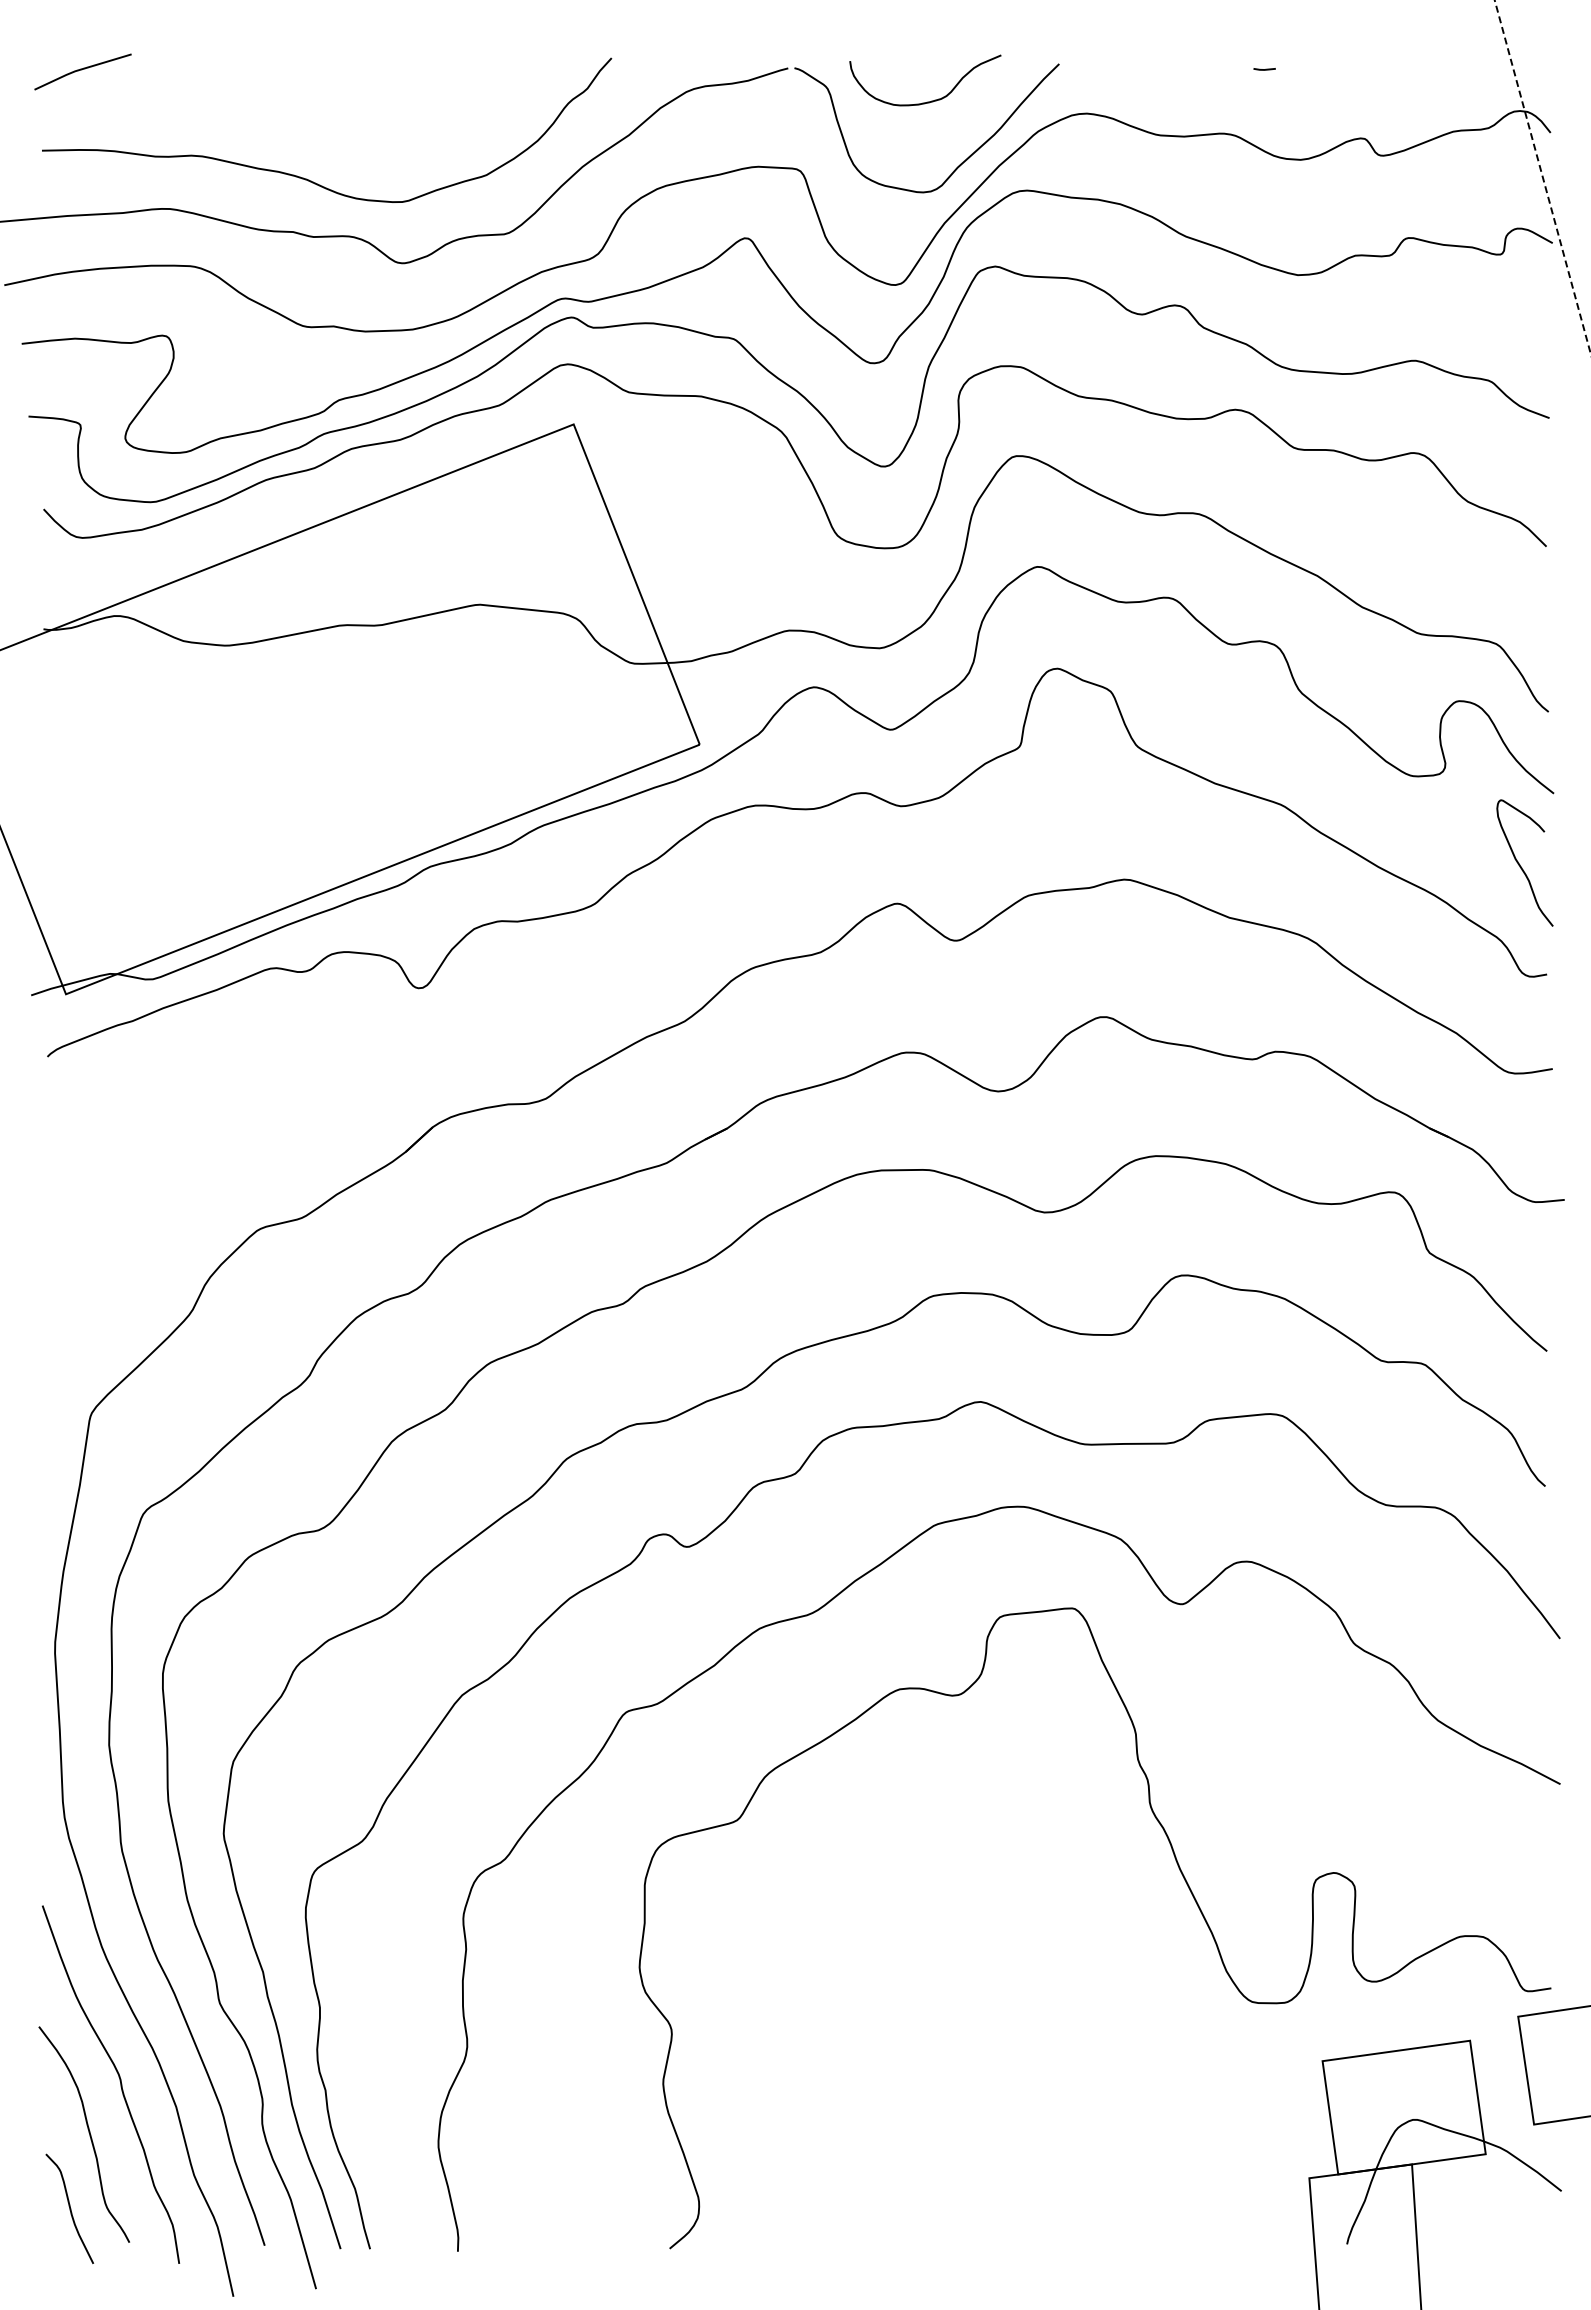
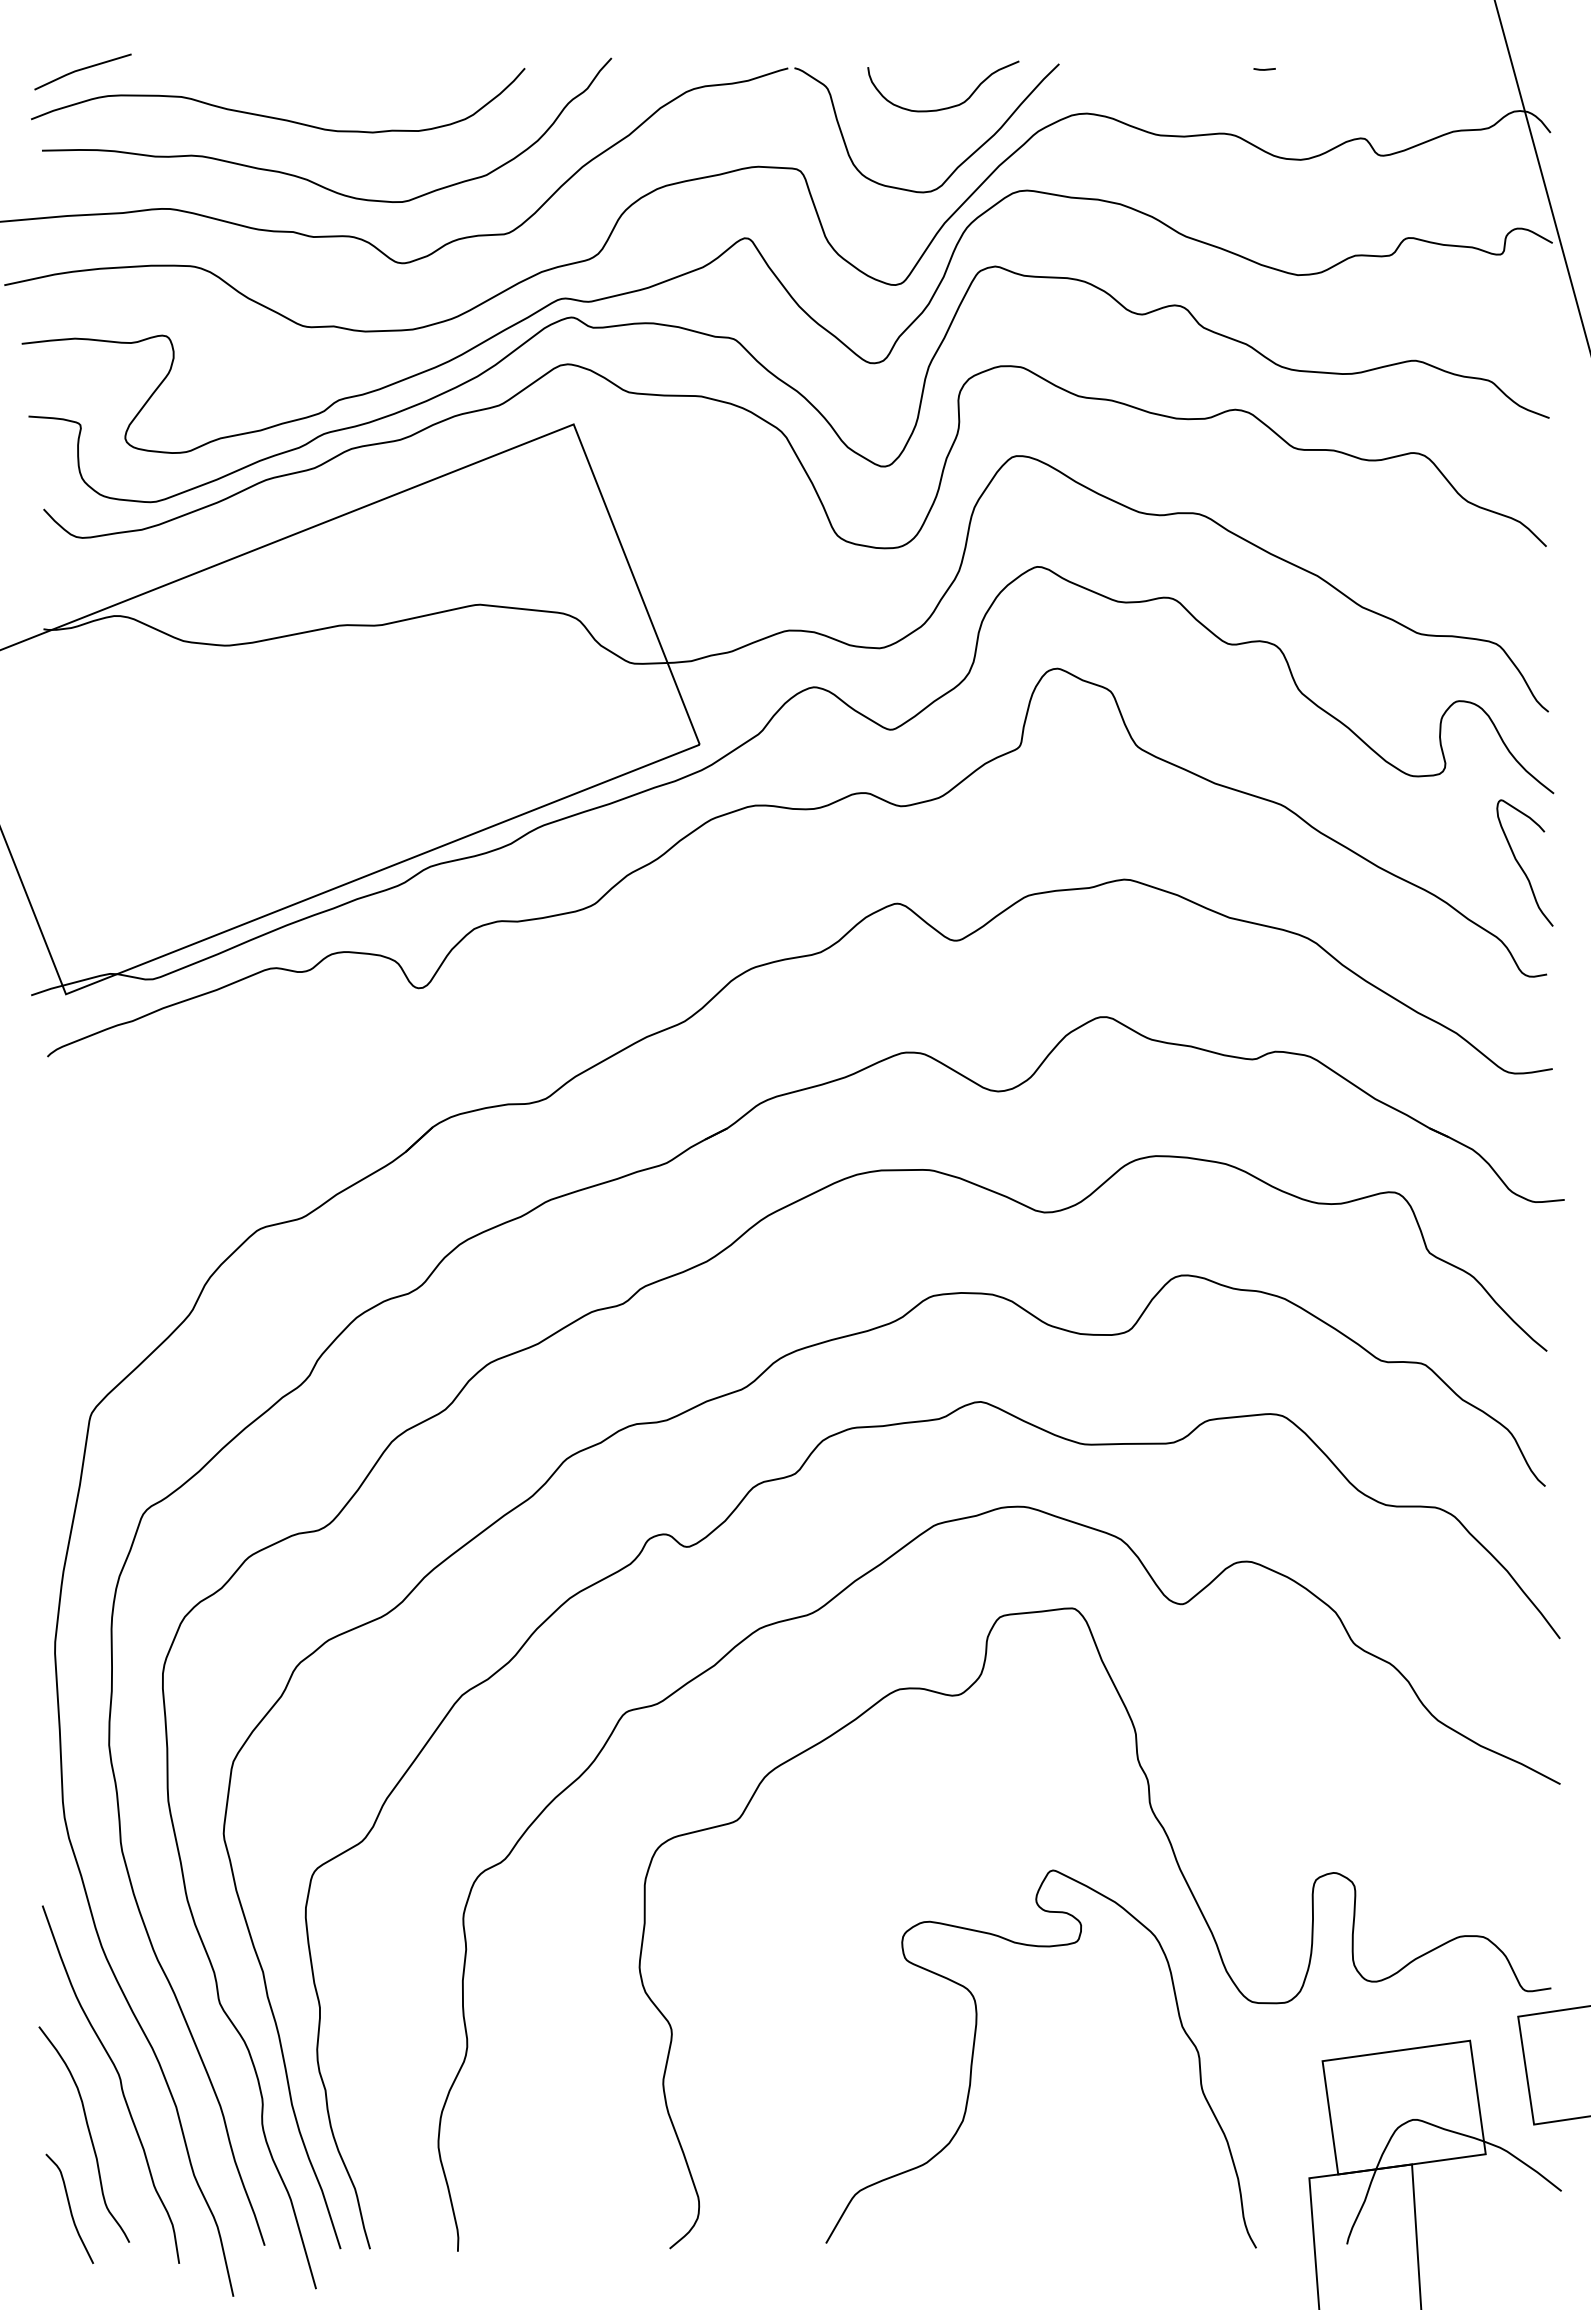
curve position: (931, 100) -> (949, 106) (949, 106)
curve: none -> present (277, 117)
line: dashed -> solid (1542, 177)
curve: none -> present (974, 2050)
